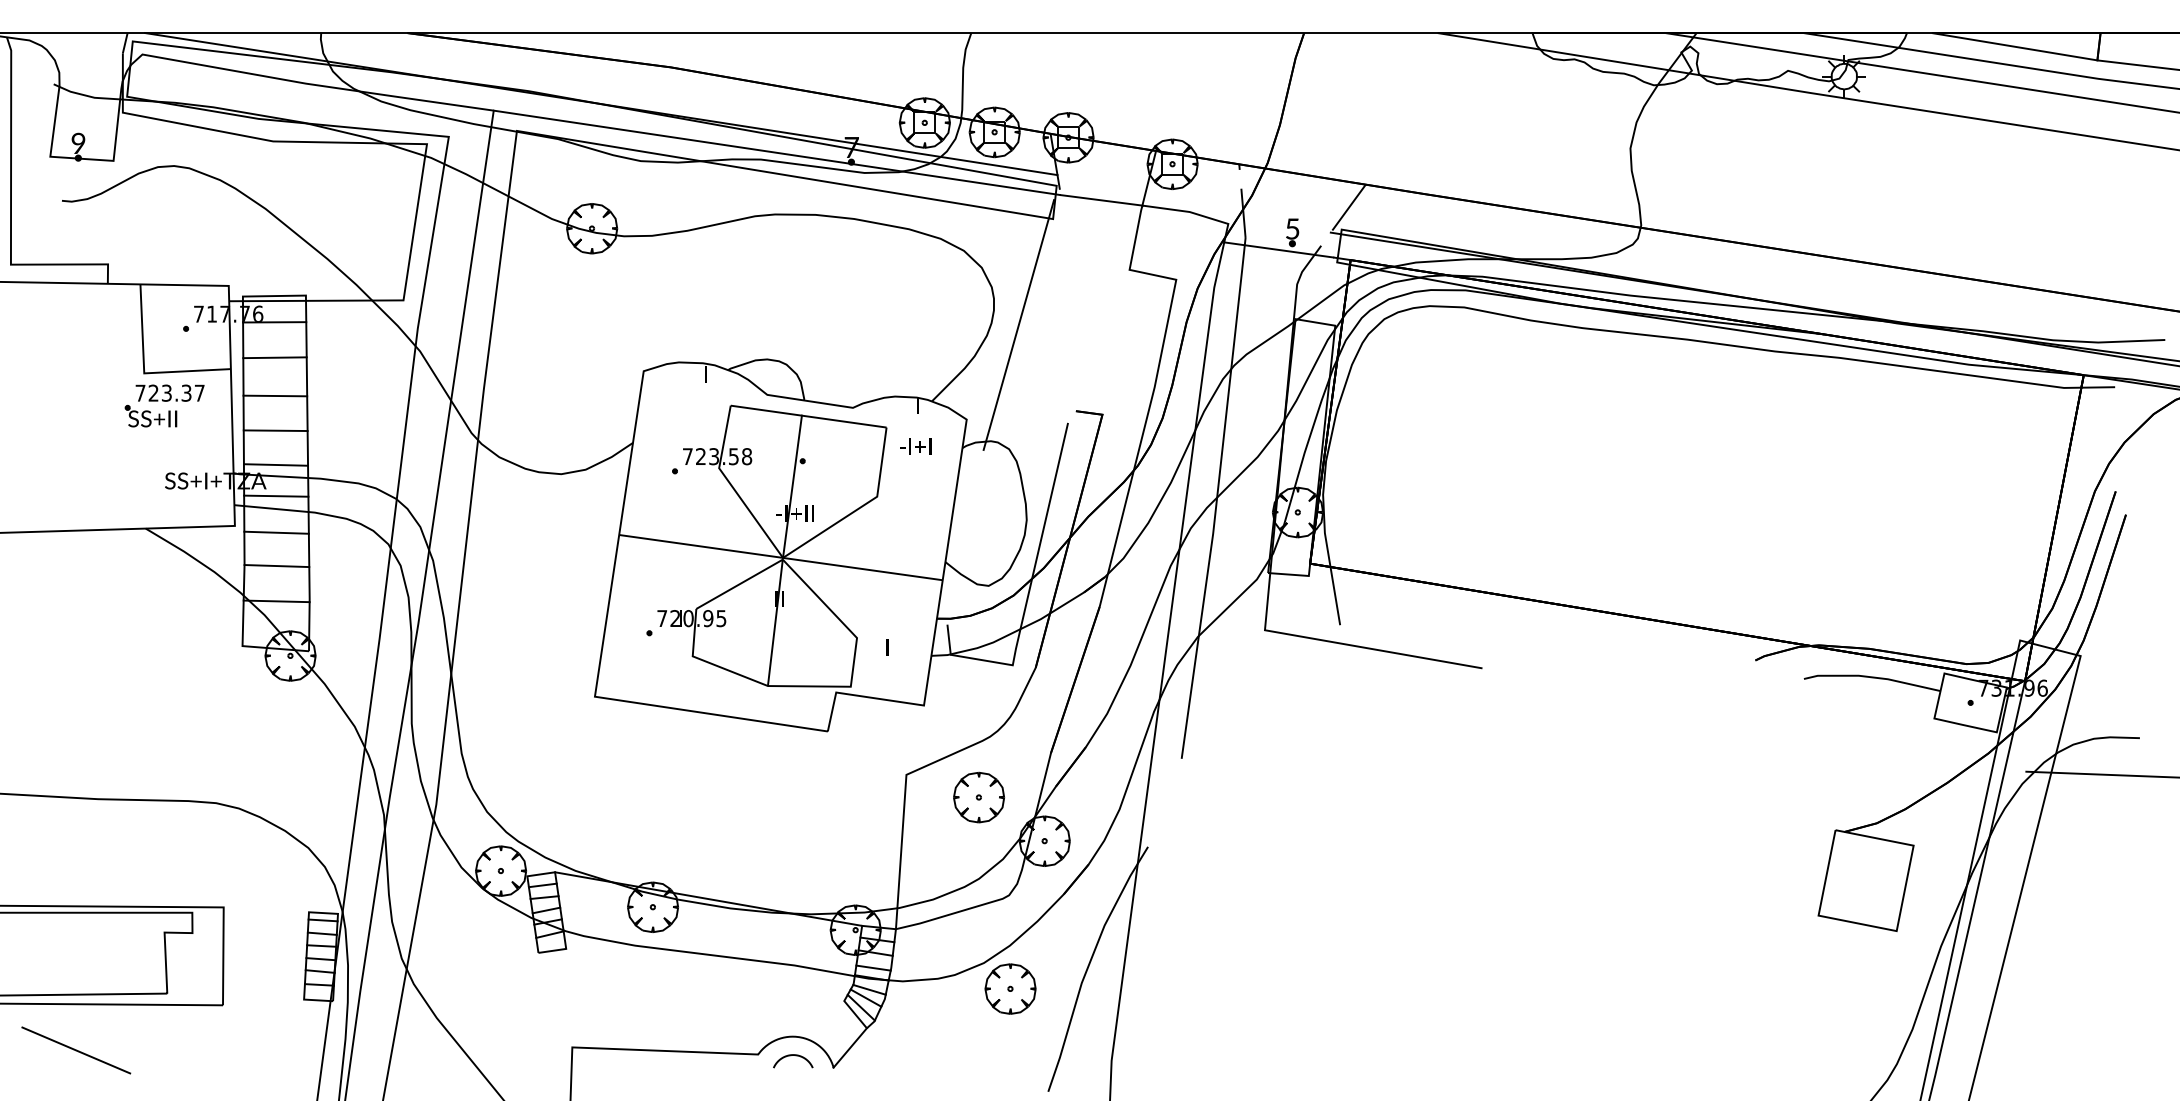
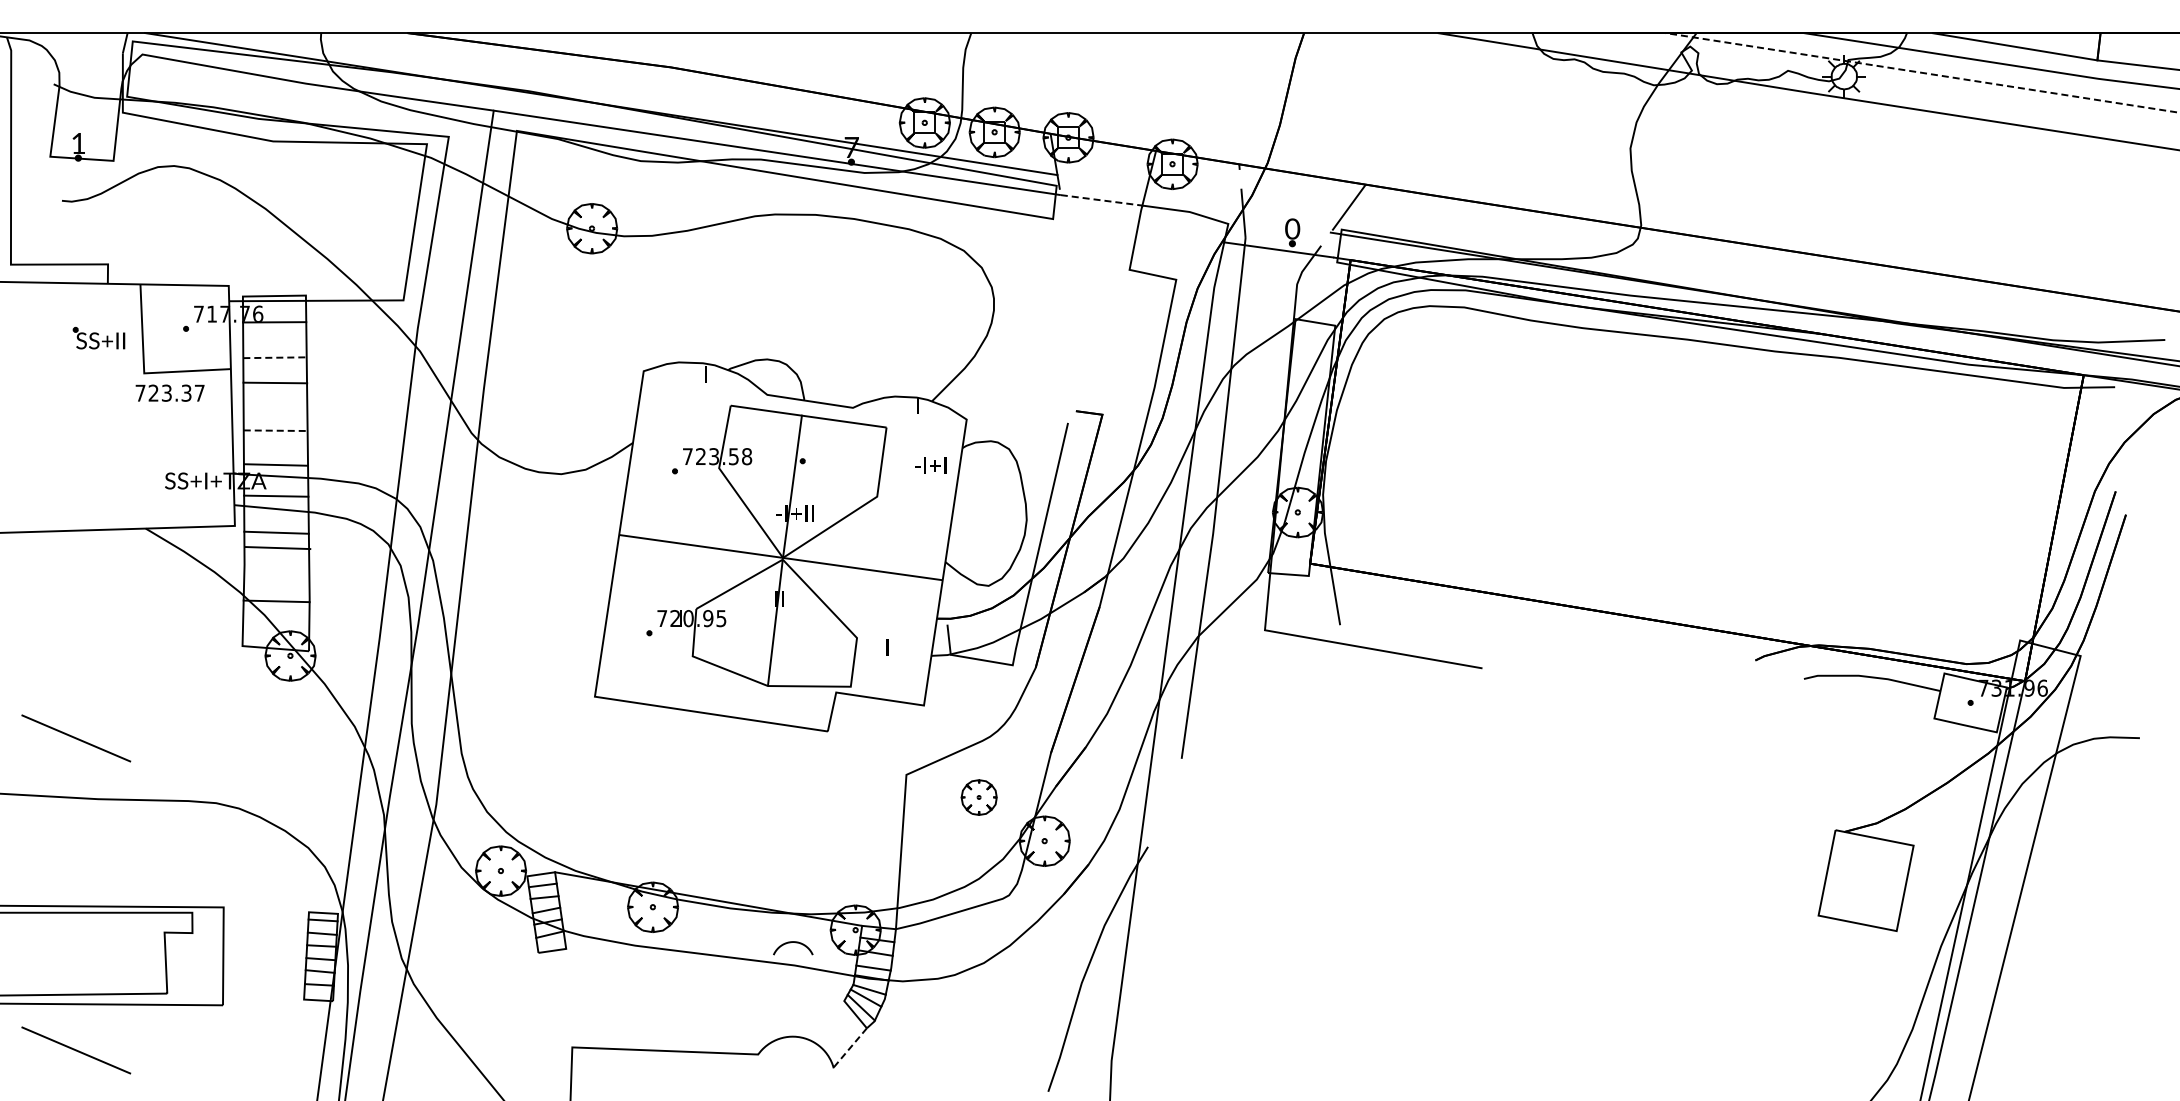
line: solid -> dashed (1922, 72)
text: 9 -> 1 (78, 142)
line: solid -> dashed (1102, 200)
text: 5 -> 0 (1292, 228)
line: present -> none (1018, 324)
line: solid -> dashed (275, 357)
line position: (275, 395) -> (275, 382) (275, 382)
part position: (150, 415) -> (98, 337) (98, 337)
line: solid -> dashed (275, 430)
text position: (915, 446) -> (930, 465) (930, 465)
line position: (276, 566) -> (277, 548) (277, 548)
line: none -> present (76, 738)
line: present -> none (2101, 774)
part size: 53x53 px -> 38x37 px (978, 797)
part: present -> none (1010, 988)
line: solid -> dashed (850, 1047)
curve position: (795, 1056) -> (795, 943) (795, 943)
